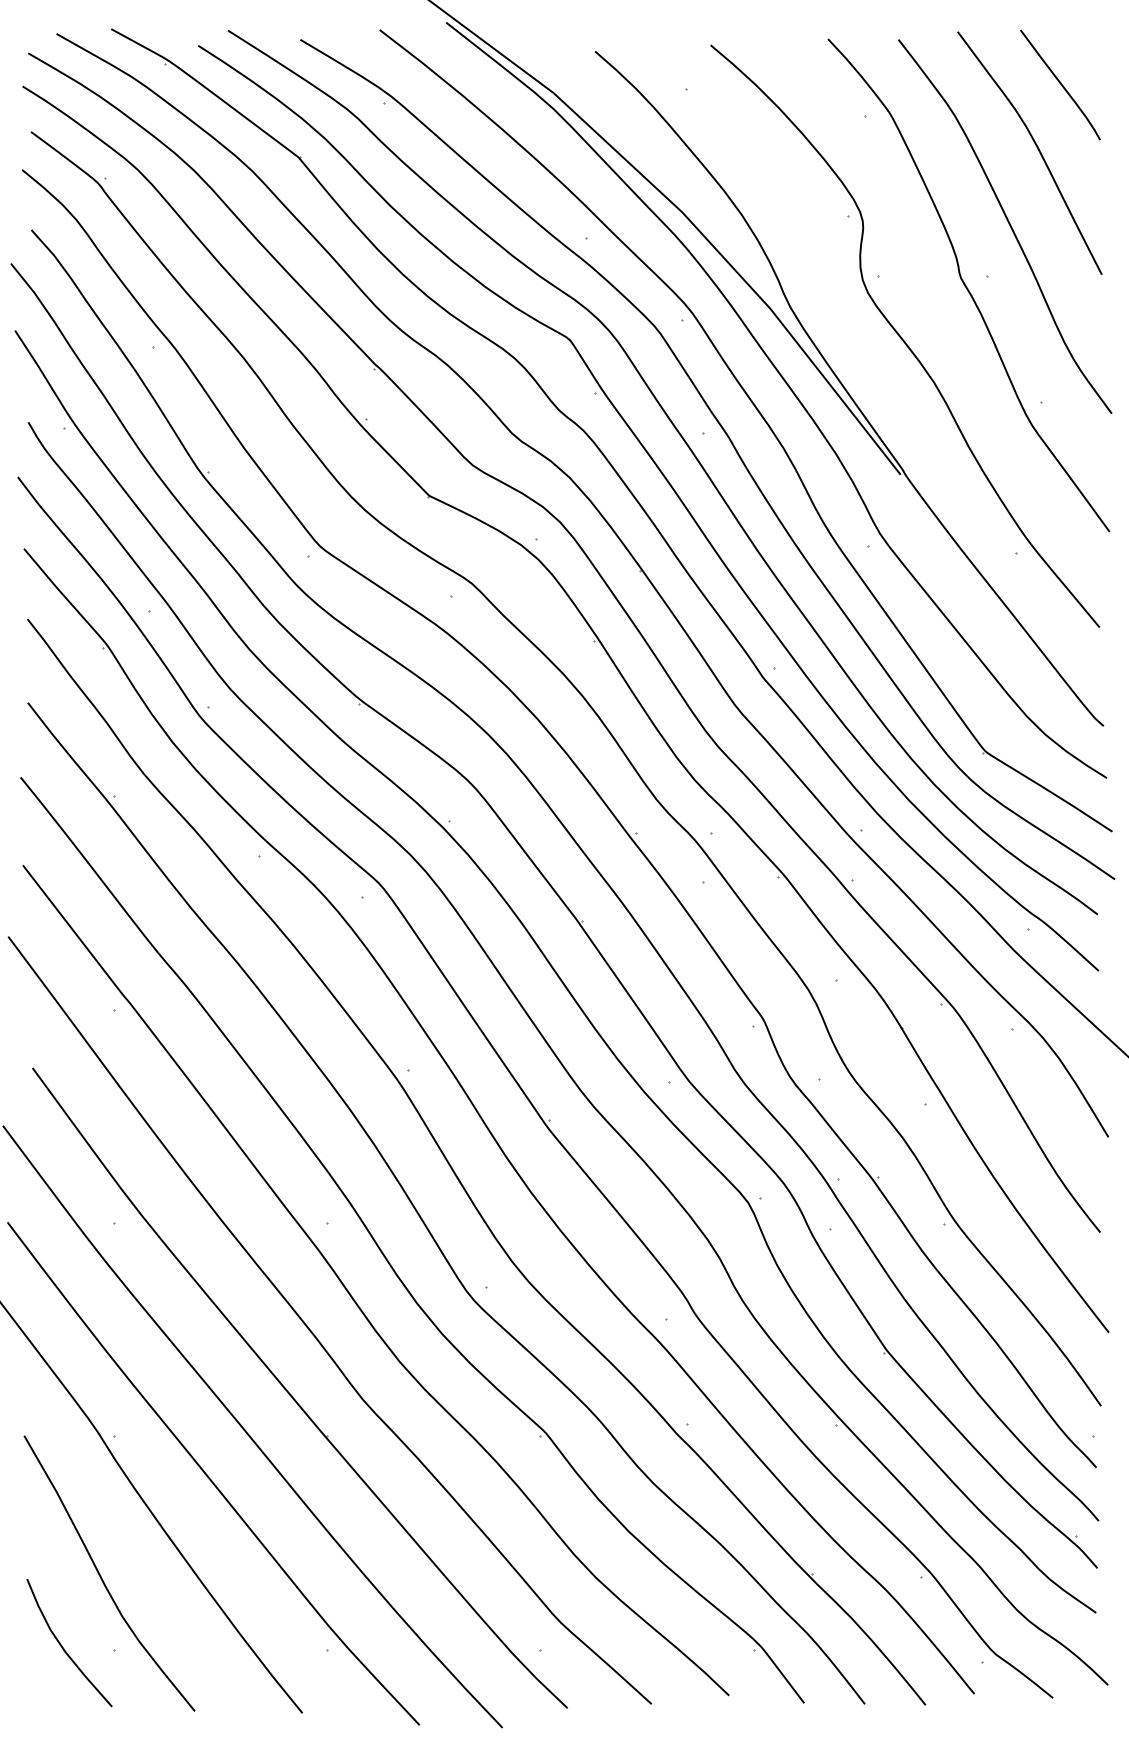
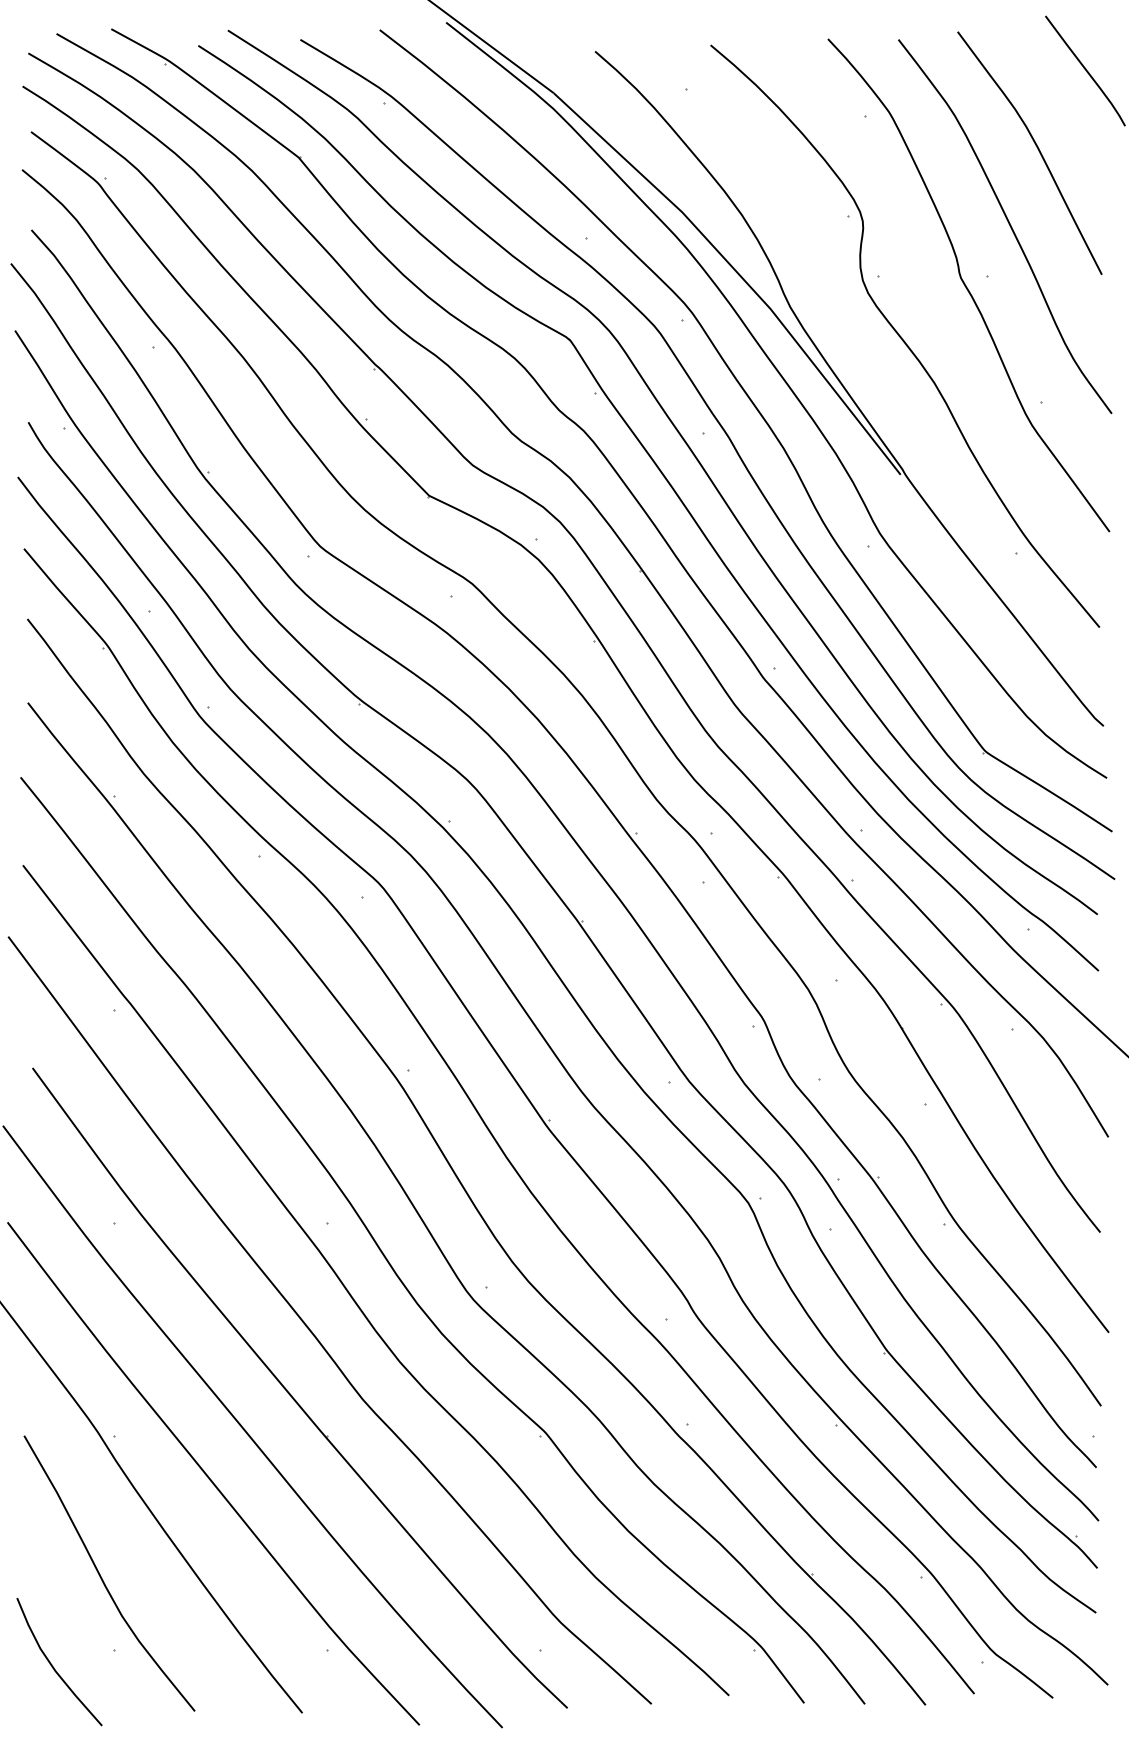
curve position: (1060, 84) -> (1085, 70) (1085, 70)
curve position: (64, 1648) -> (54, 1667) (54, 1667)
